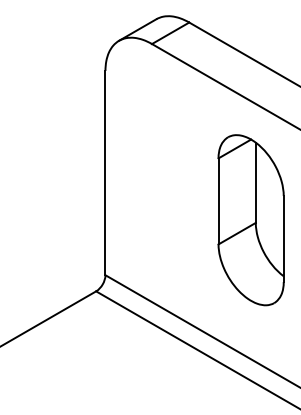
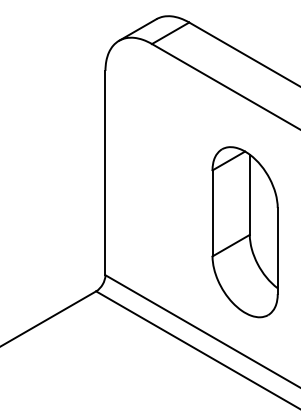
part position: (250, 220) -> (244, 232) (244, 232)
